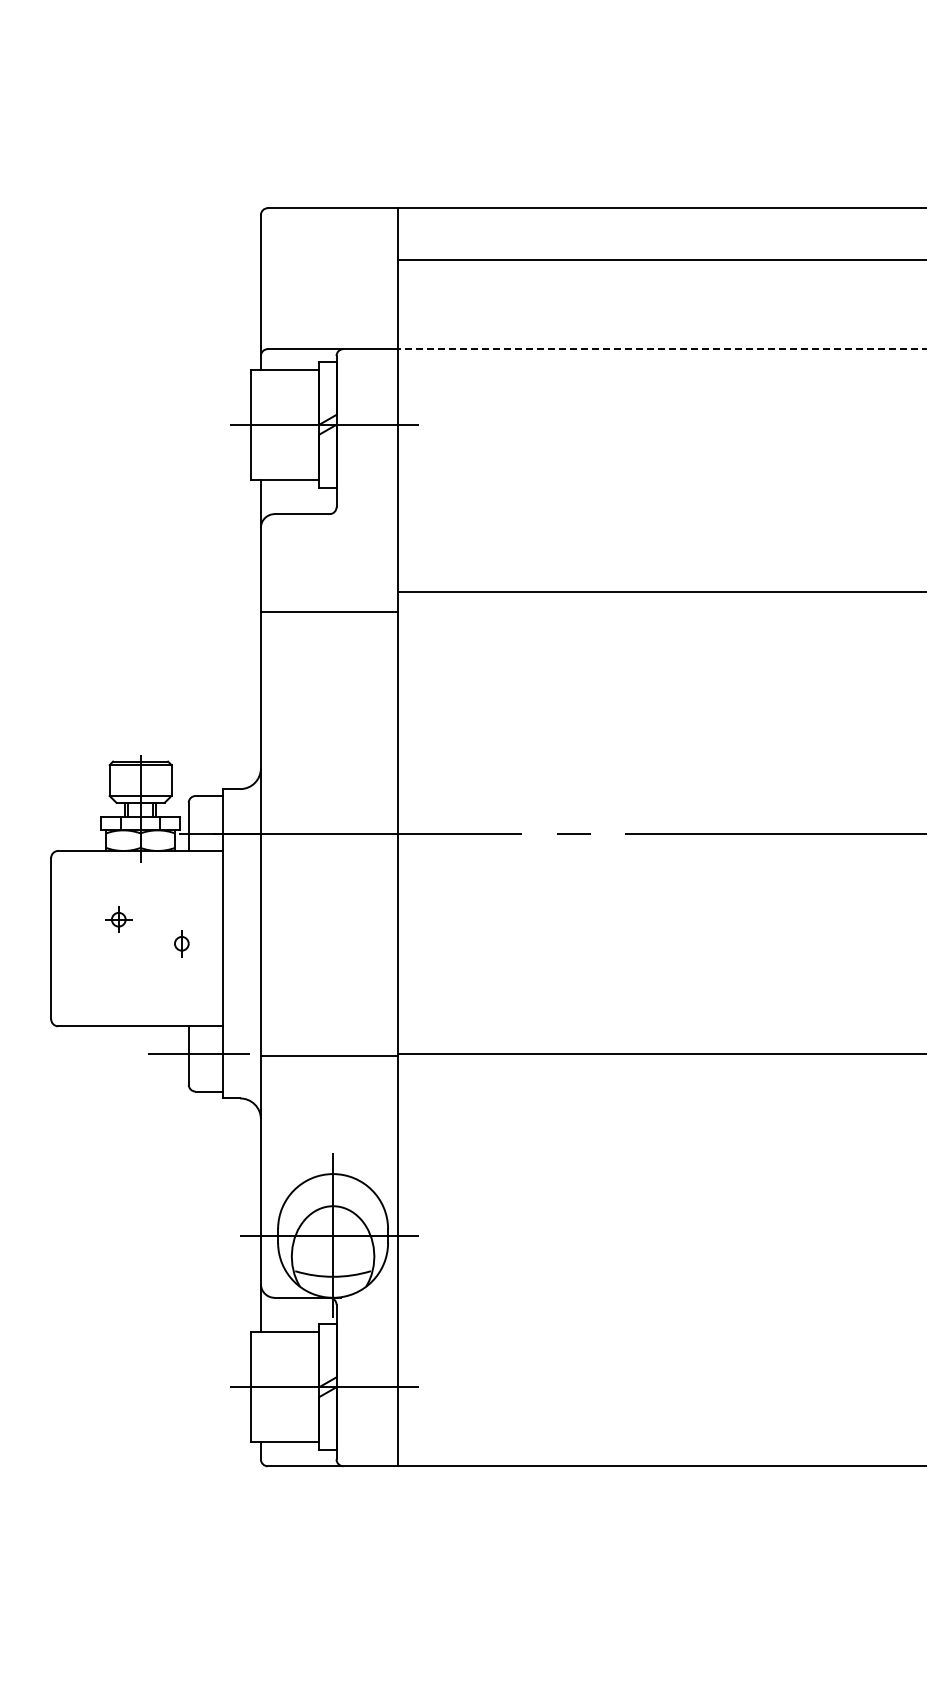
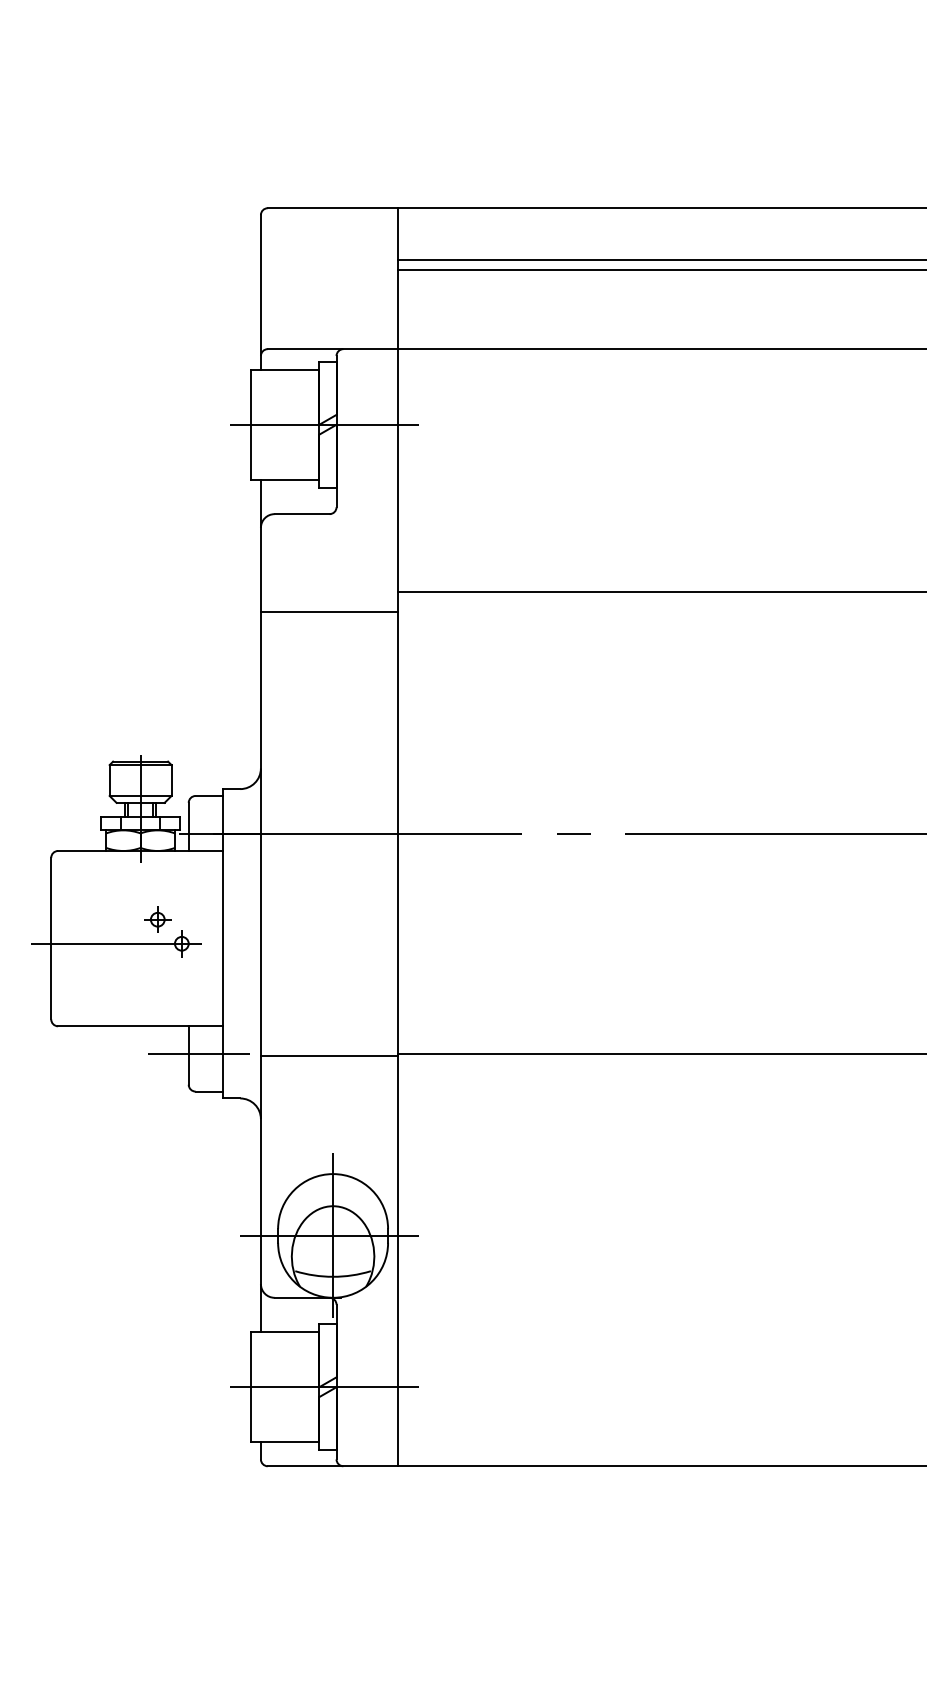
line: none -> present (660, 270)
line: dashed -> solid (662, 349)
part position: (118, 919) -> (157, 919) (157, 919)
line: none -> present (116, 943)
